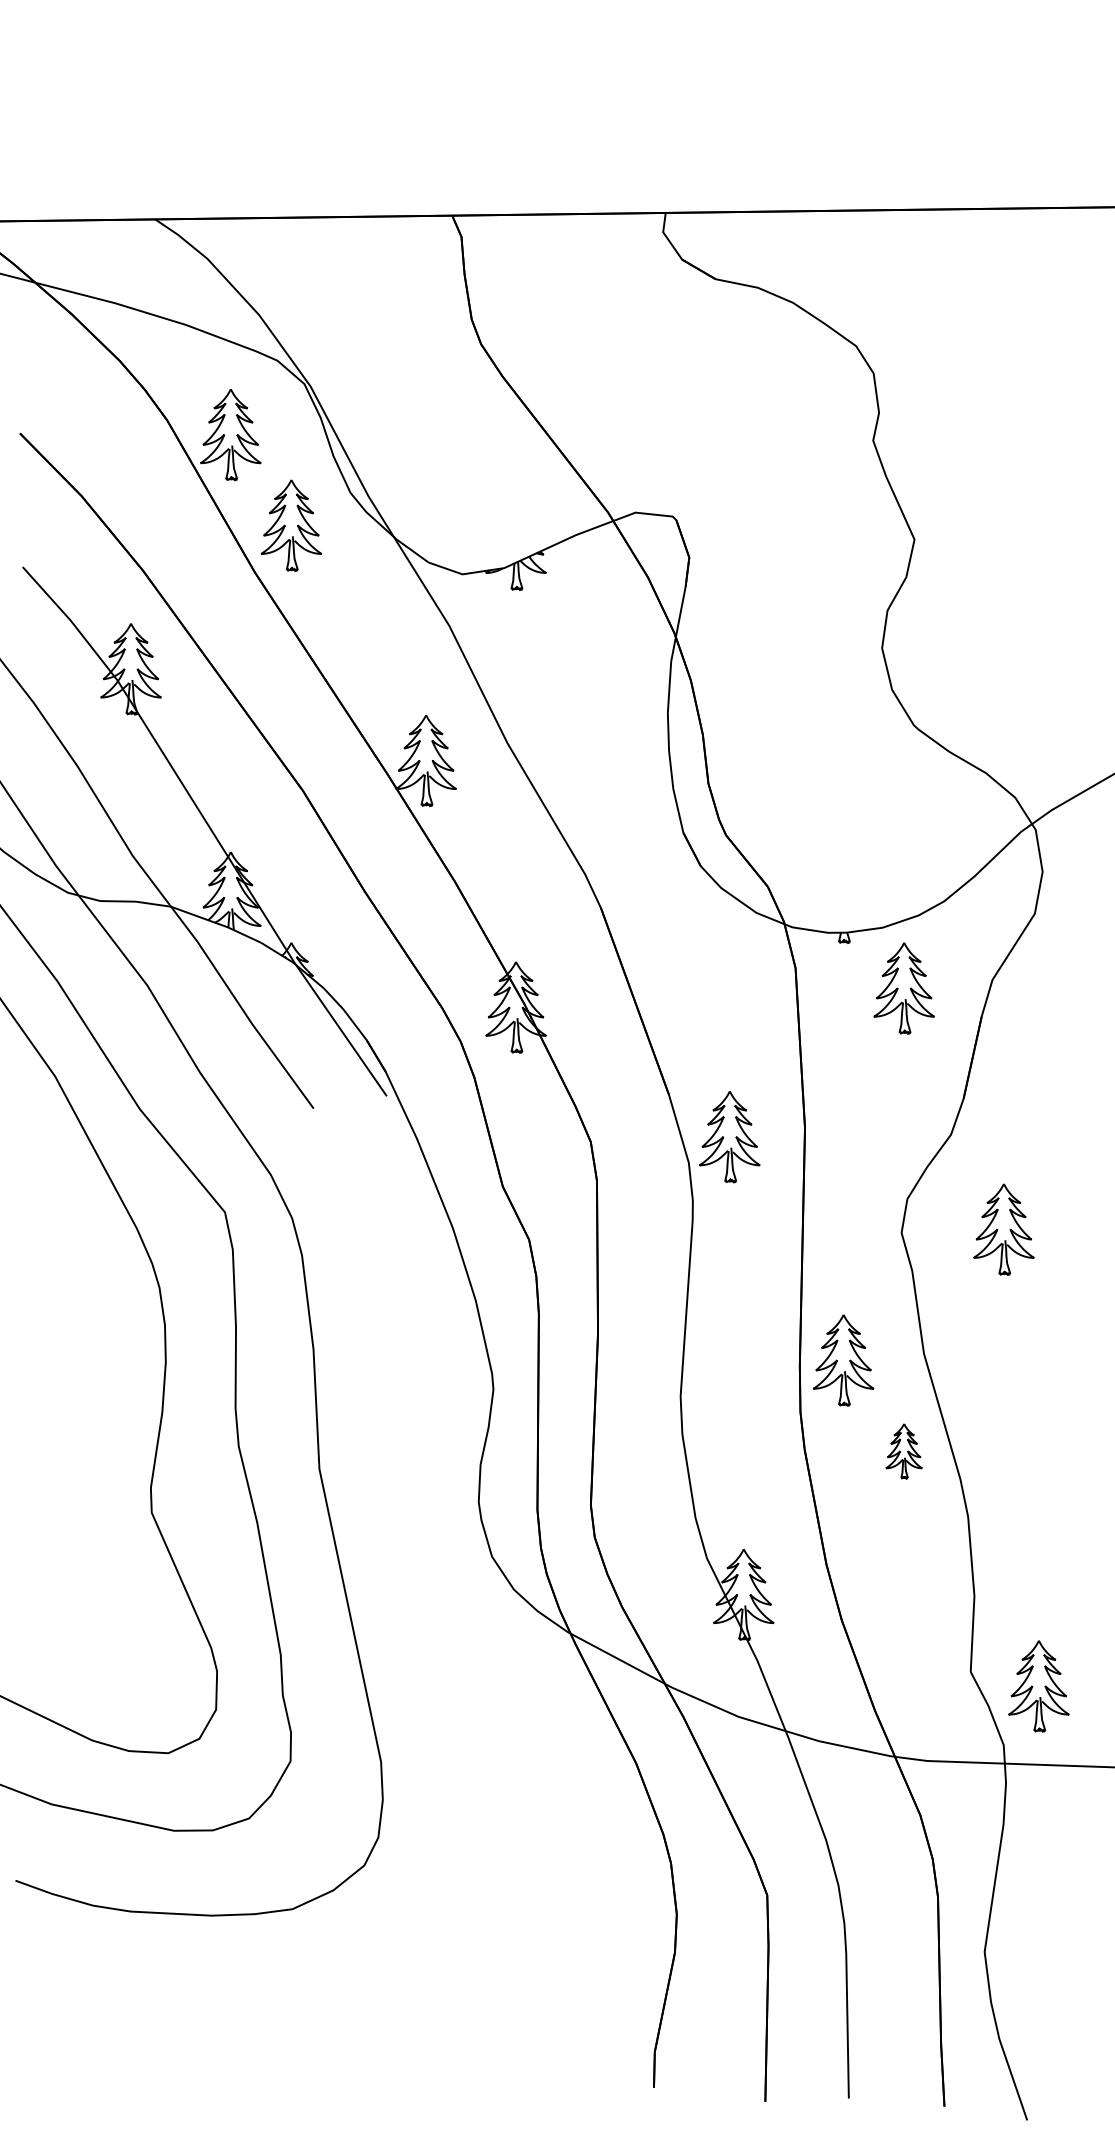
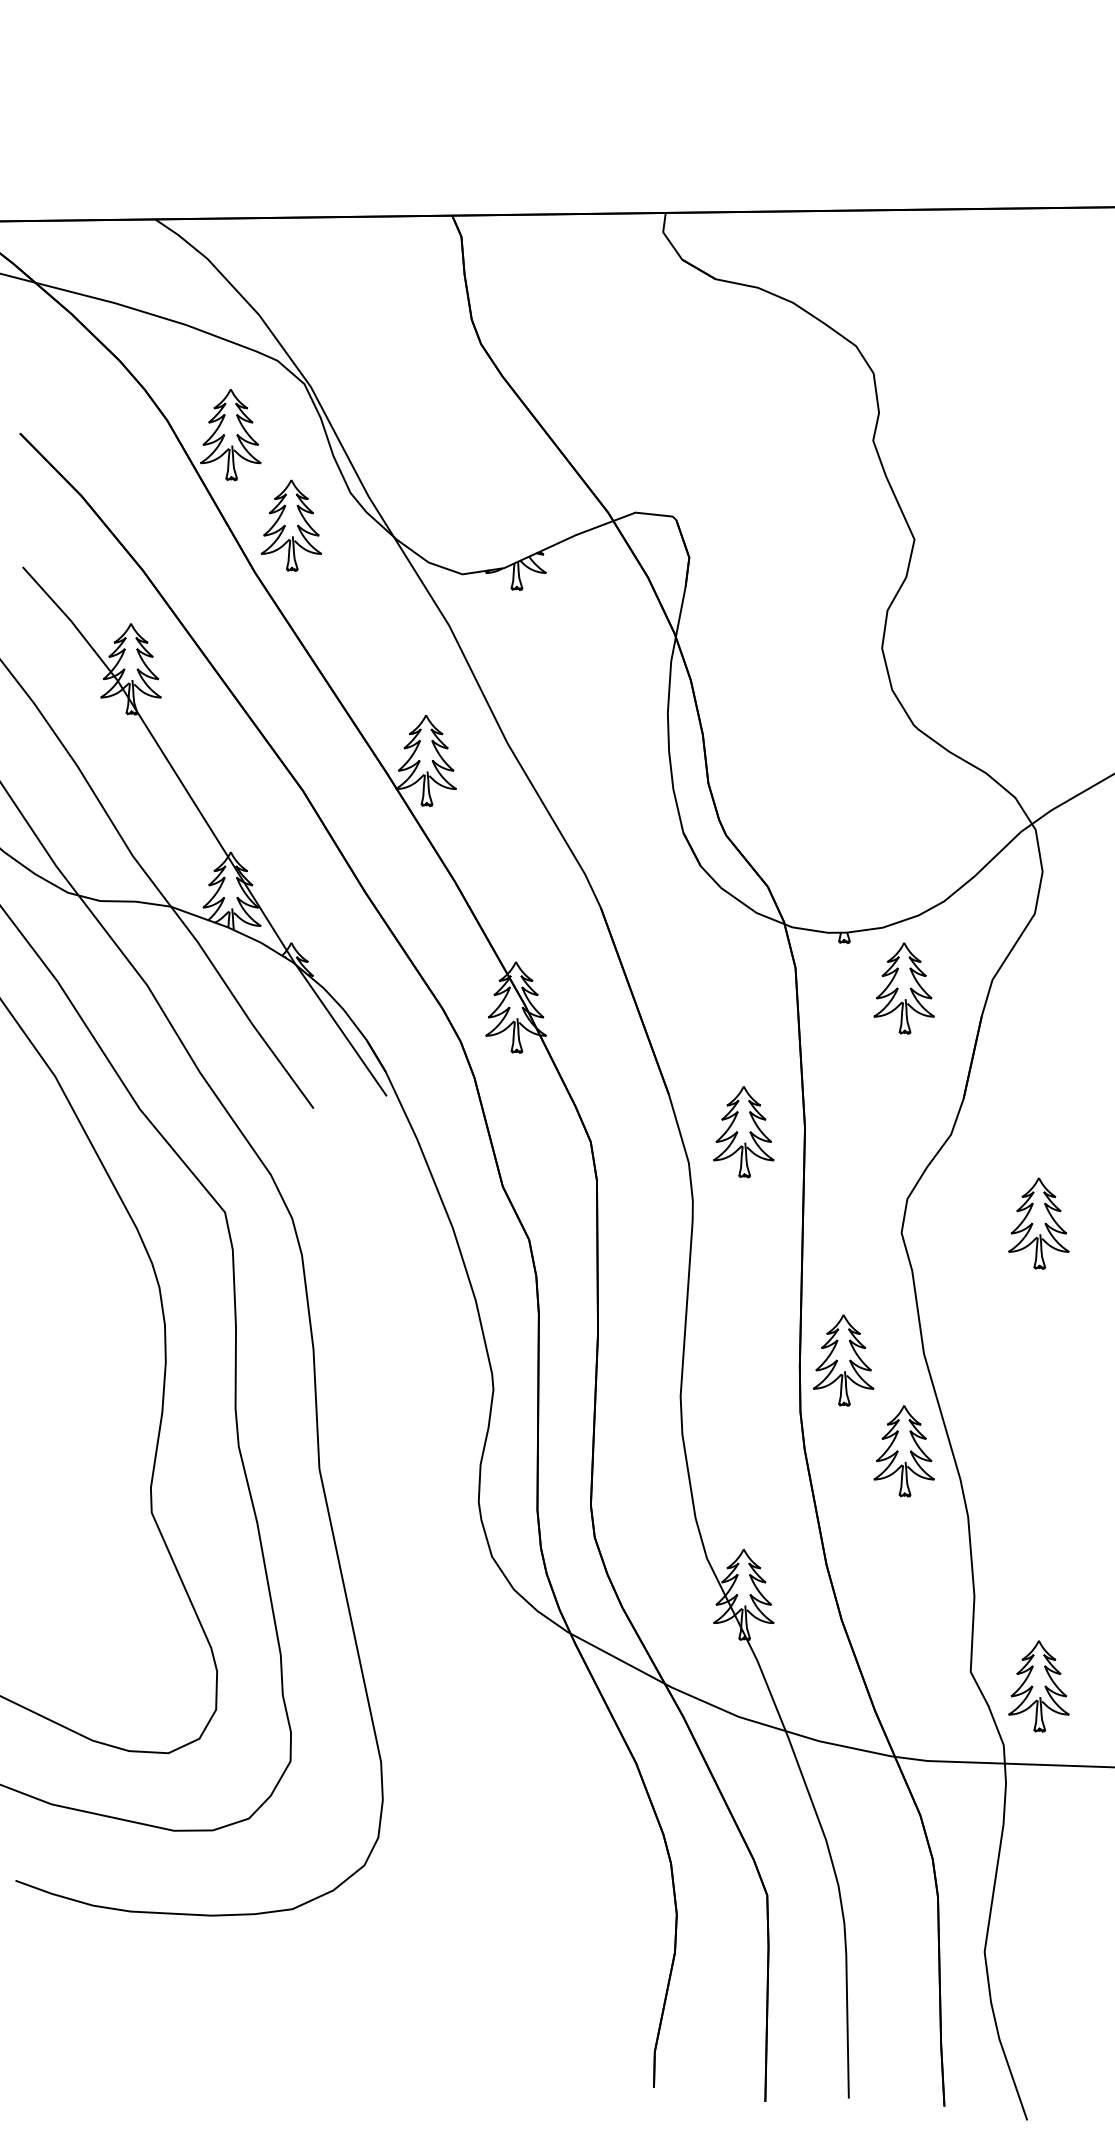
part position: (729, 1137) -> (743, 1132) (743, 1132)
part position: (1003, 1229) -> (1038, 1223) (1038, 1223)
part size: 38x57 px -> 62x93 px (903, 1451)
